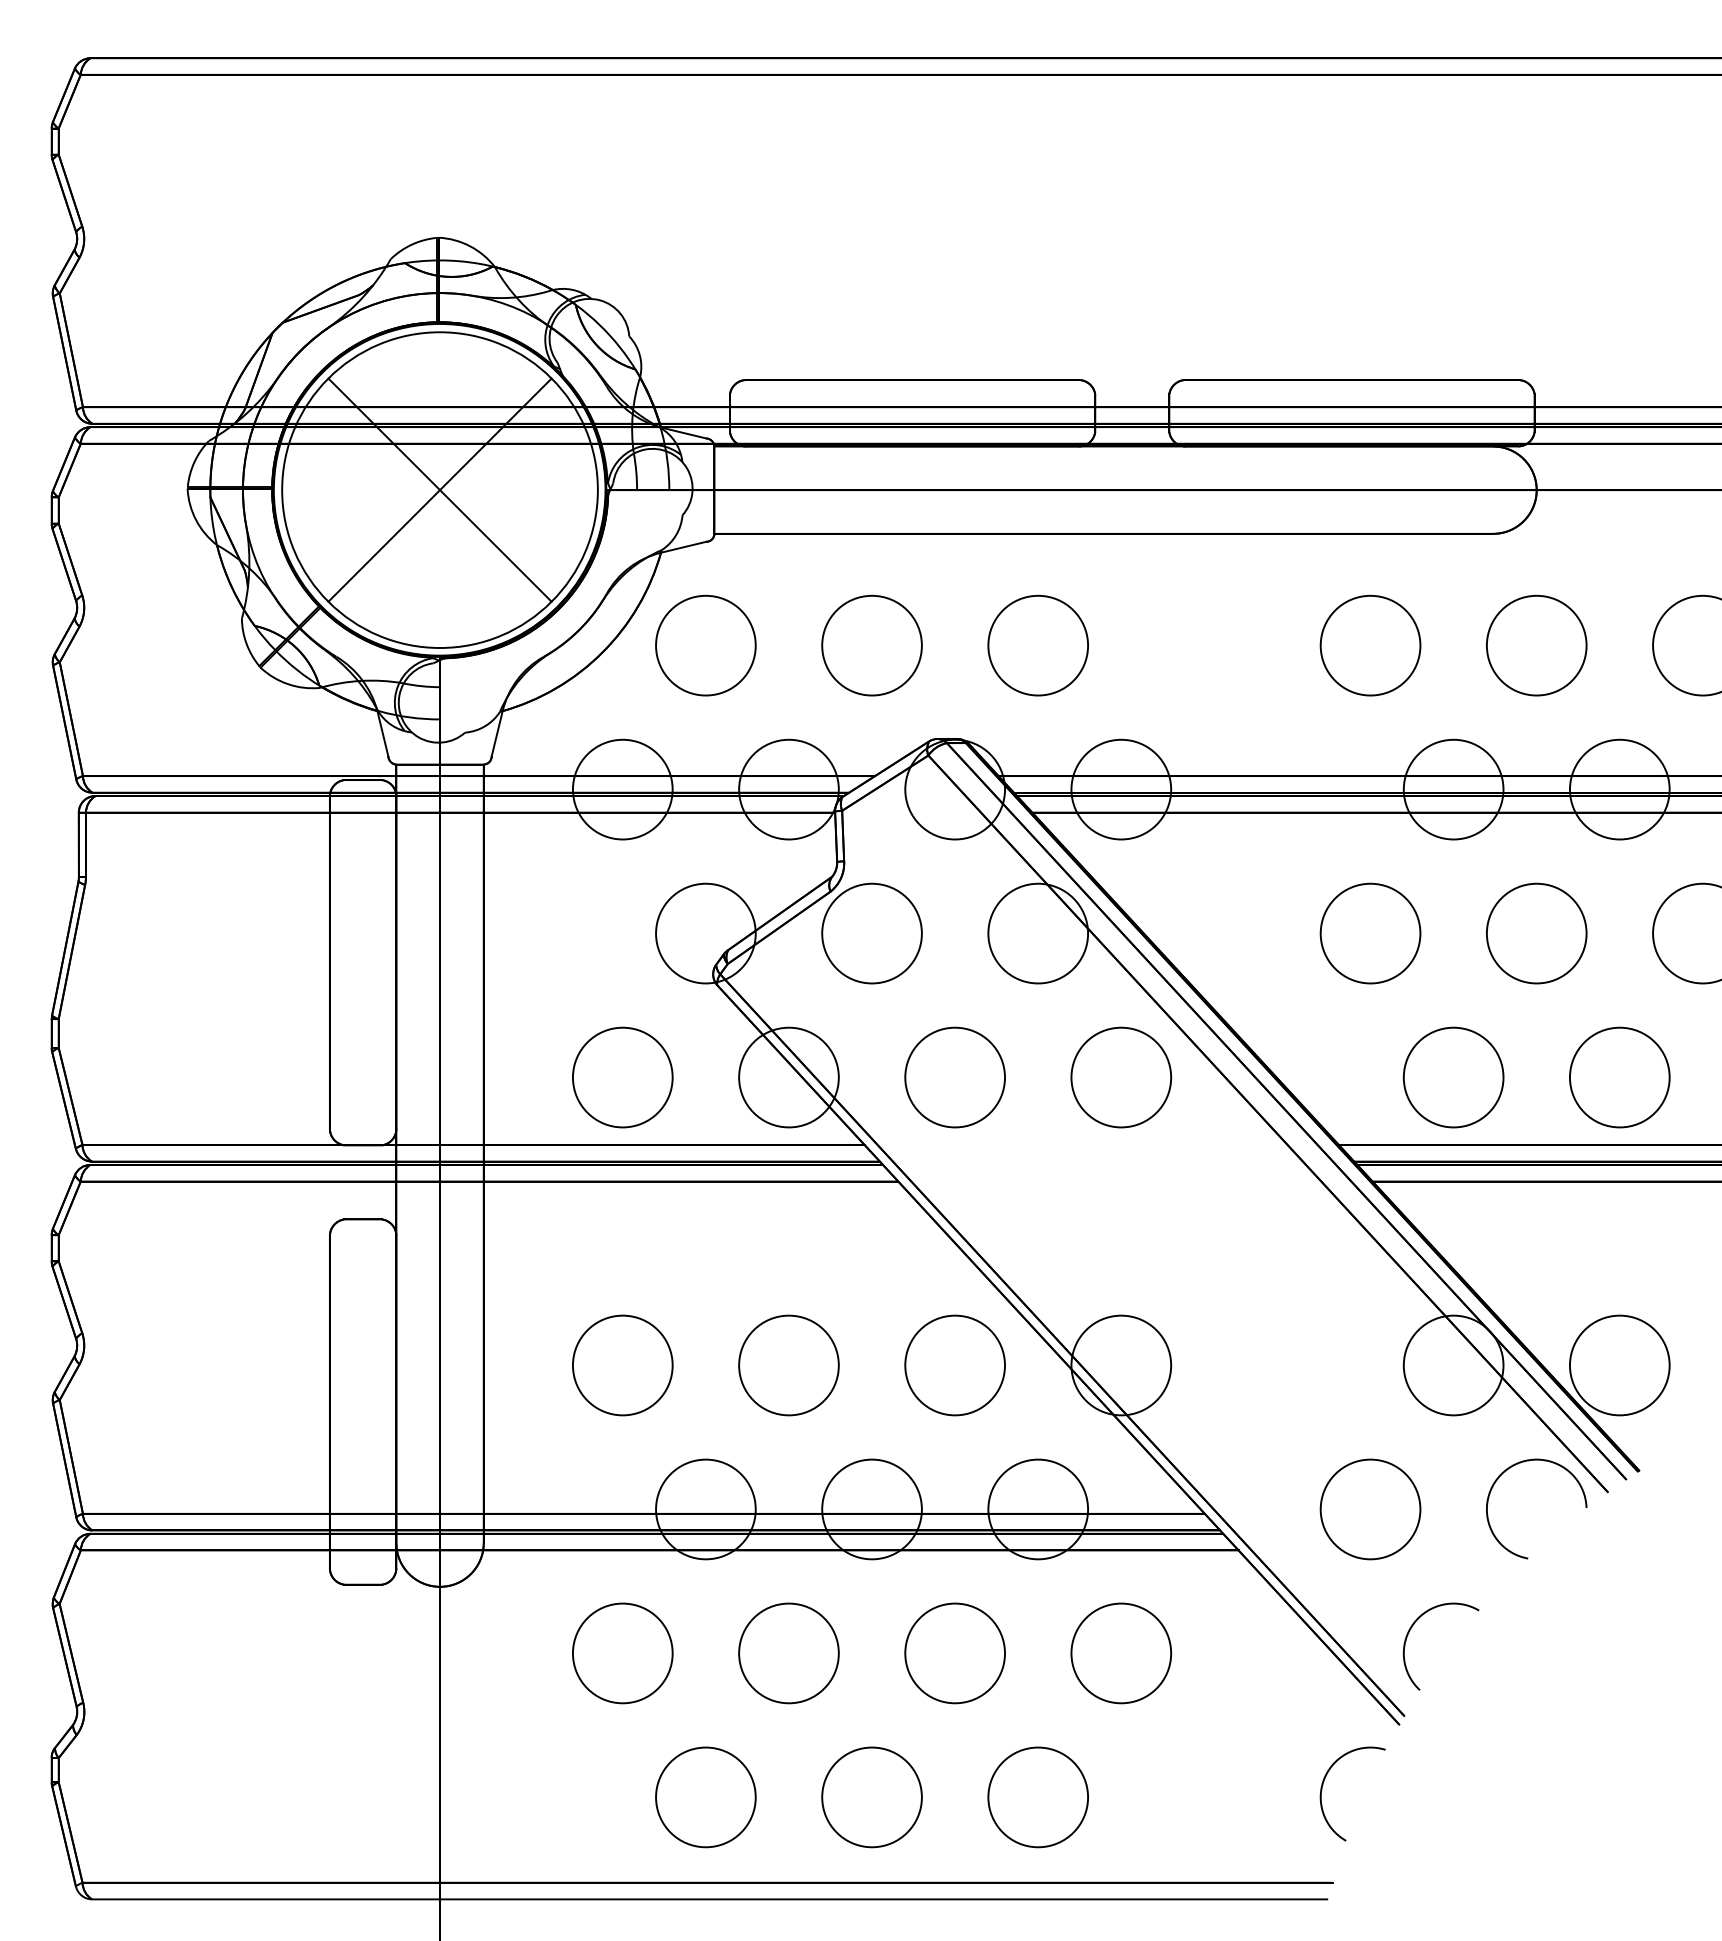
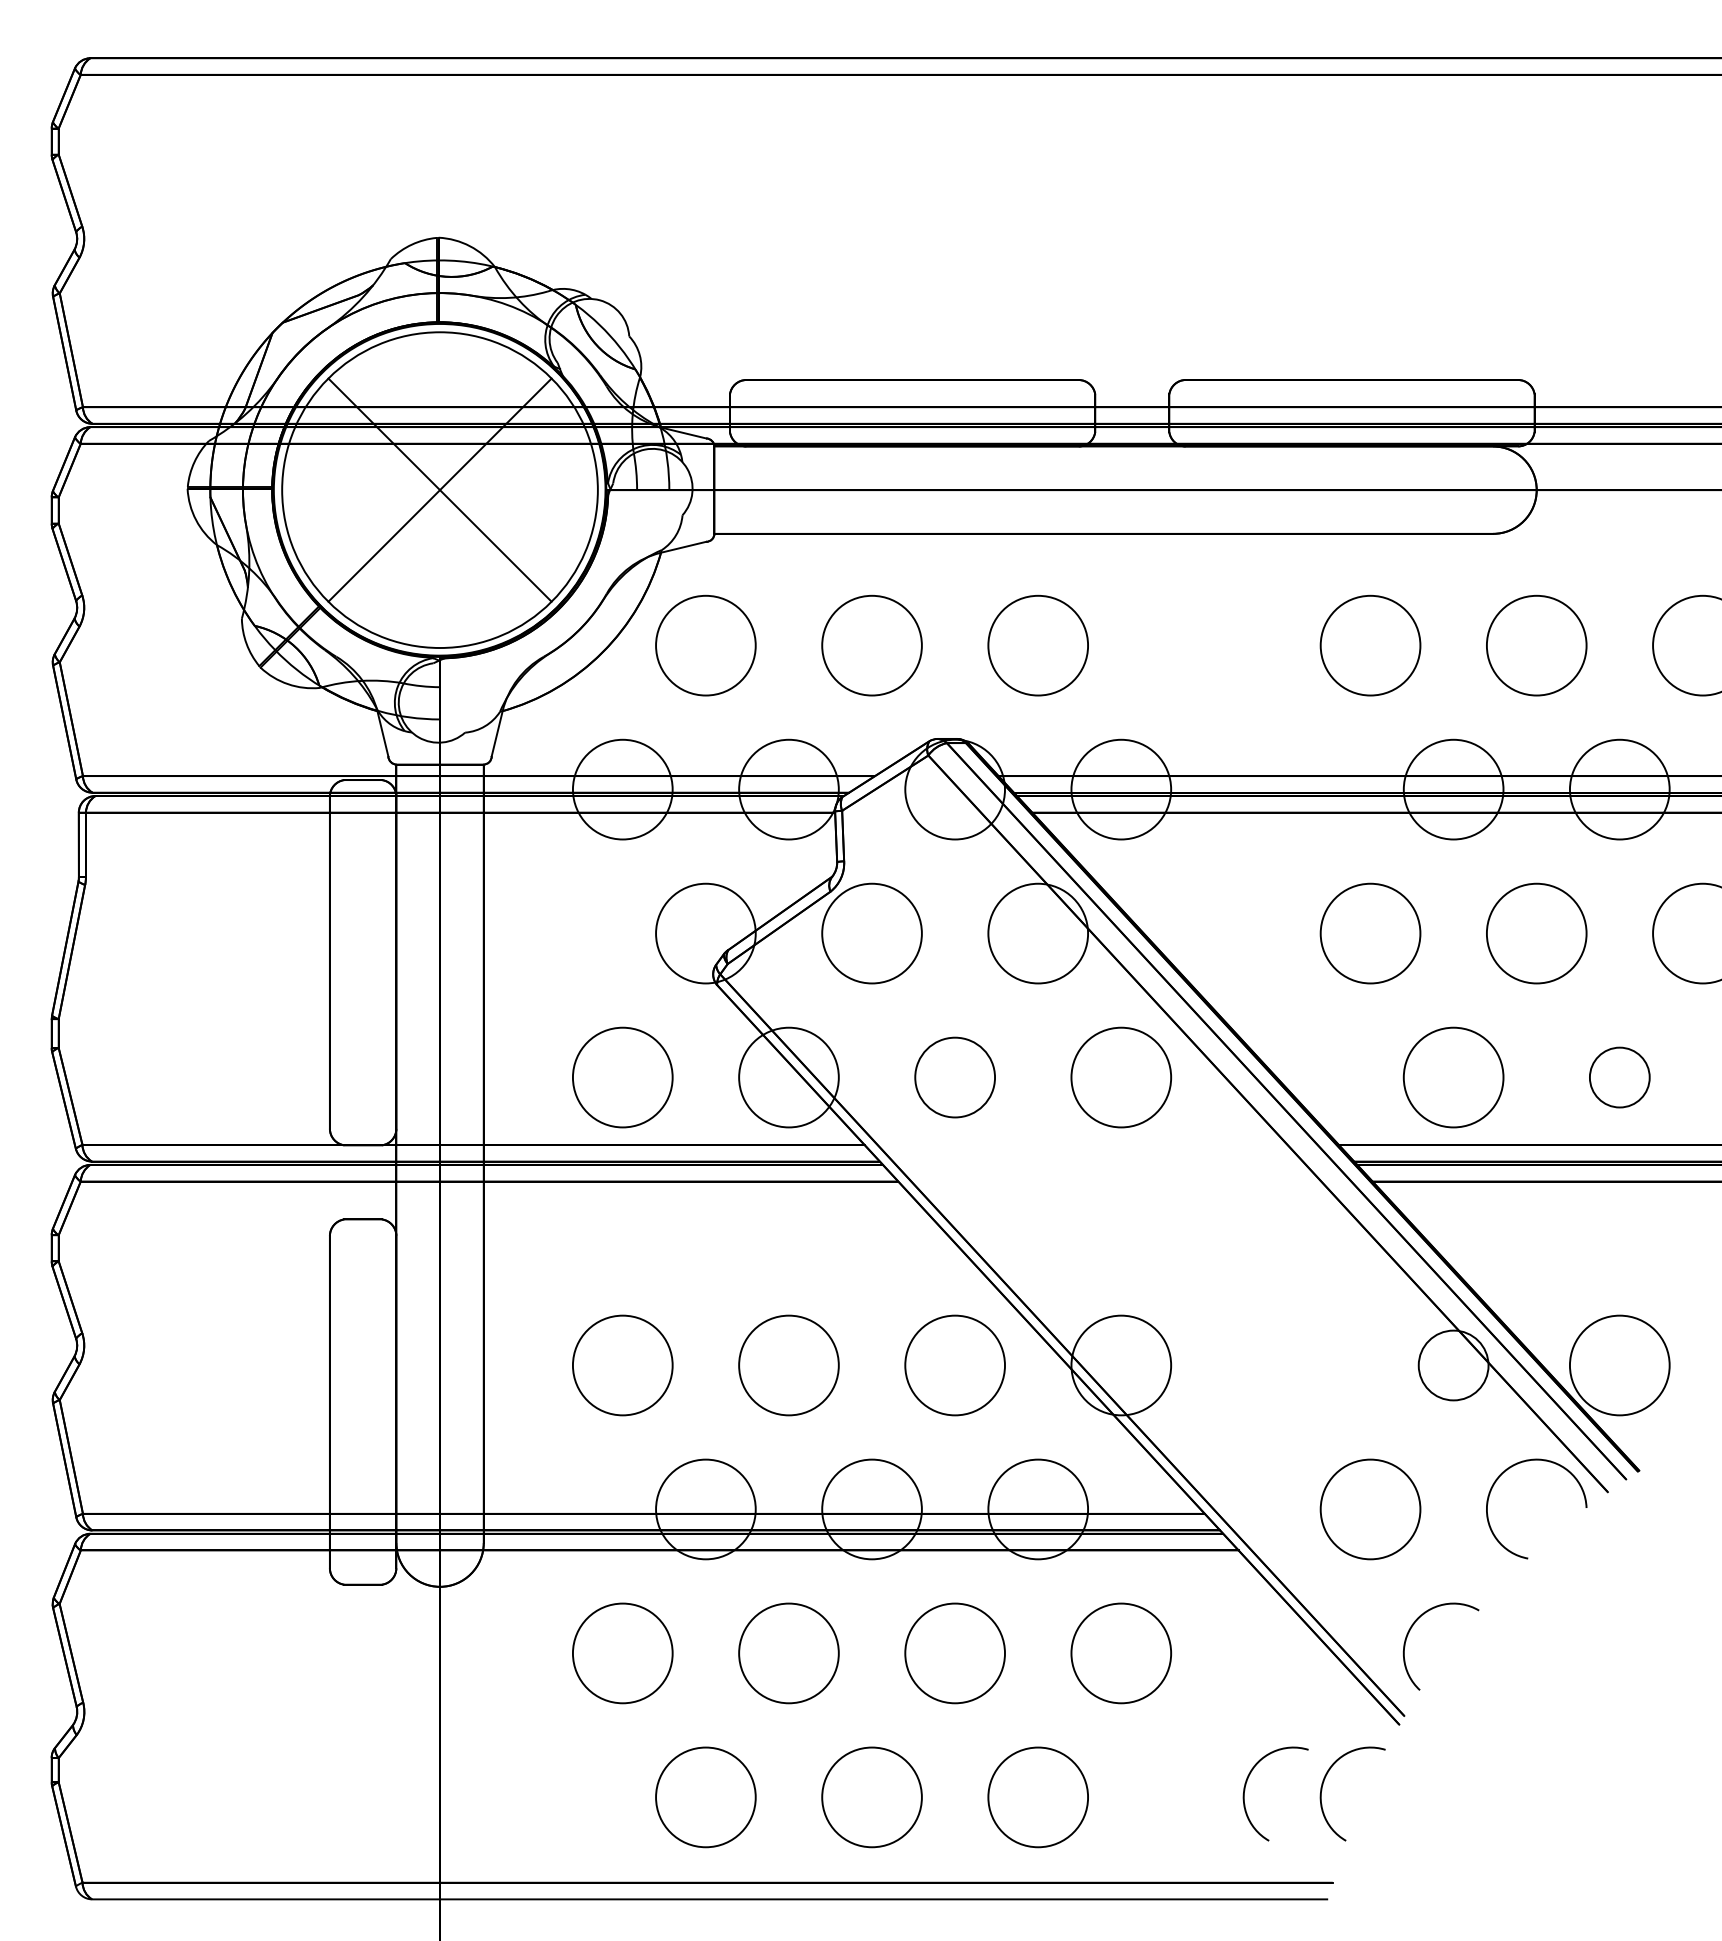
circle diameter: 100 px -> 80 px (955, 1077)
circle diameter: 100 px -> 60 px (1619, 1077)
circle diameter: 100 px -> 70 px (1453, 1365)
arc: none -> present (1246, 1785)
